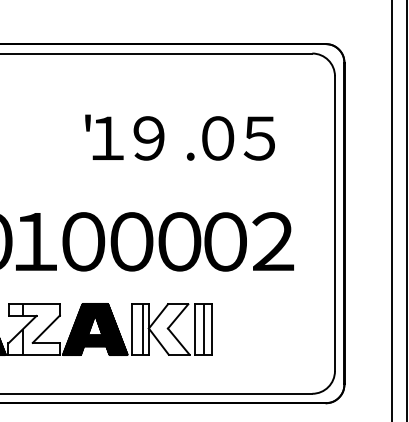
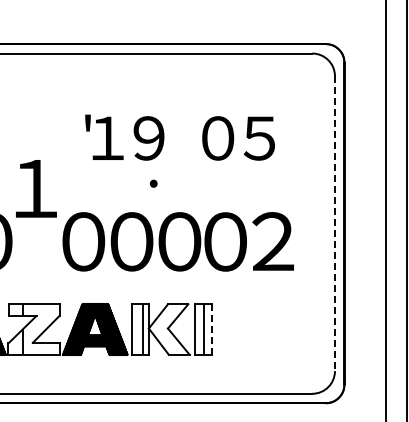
text position: (190, 156) -> (153, 183) (153, 183)
line position: (391, 210) -> (385, 210) (385, 210)
line: solid -> dashed (334, 224)
text position: (36, 241) -> (36, 188) (36, 188)
line: solid -> dashed (212, 330)
